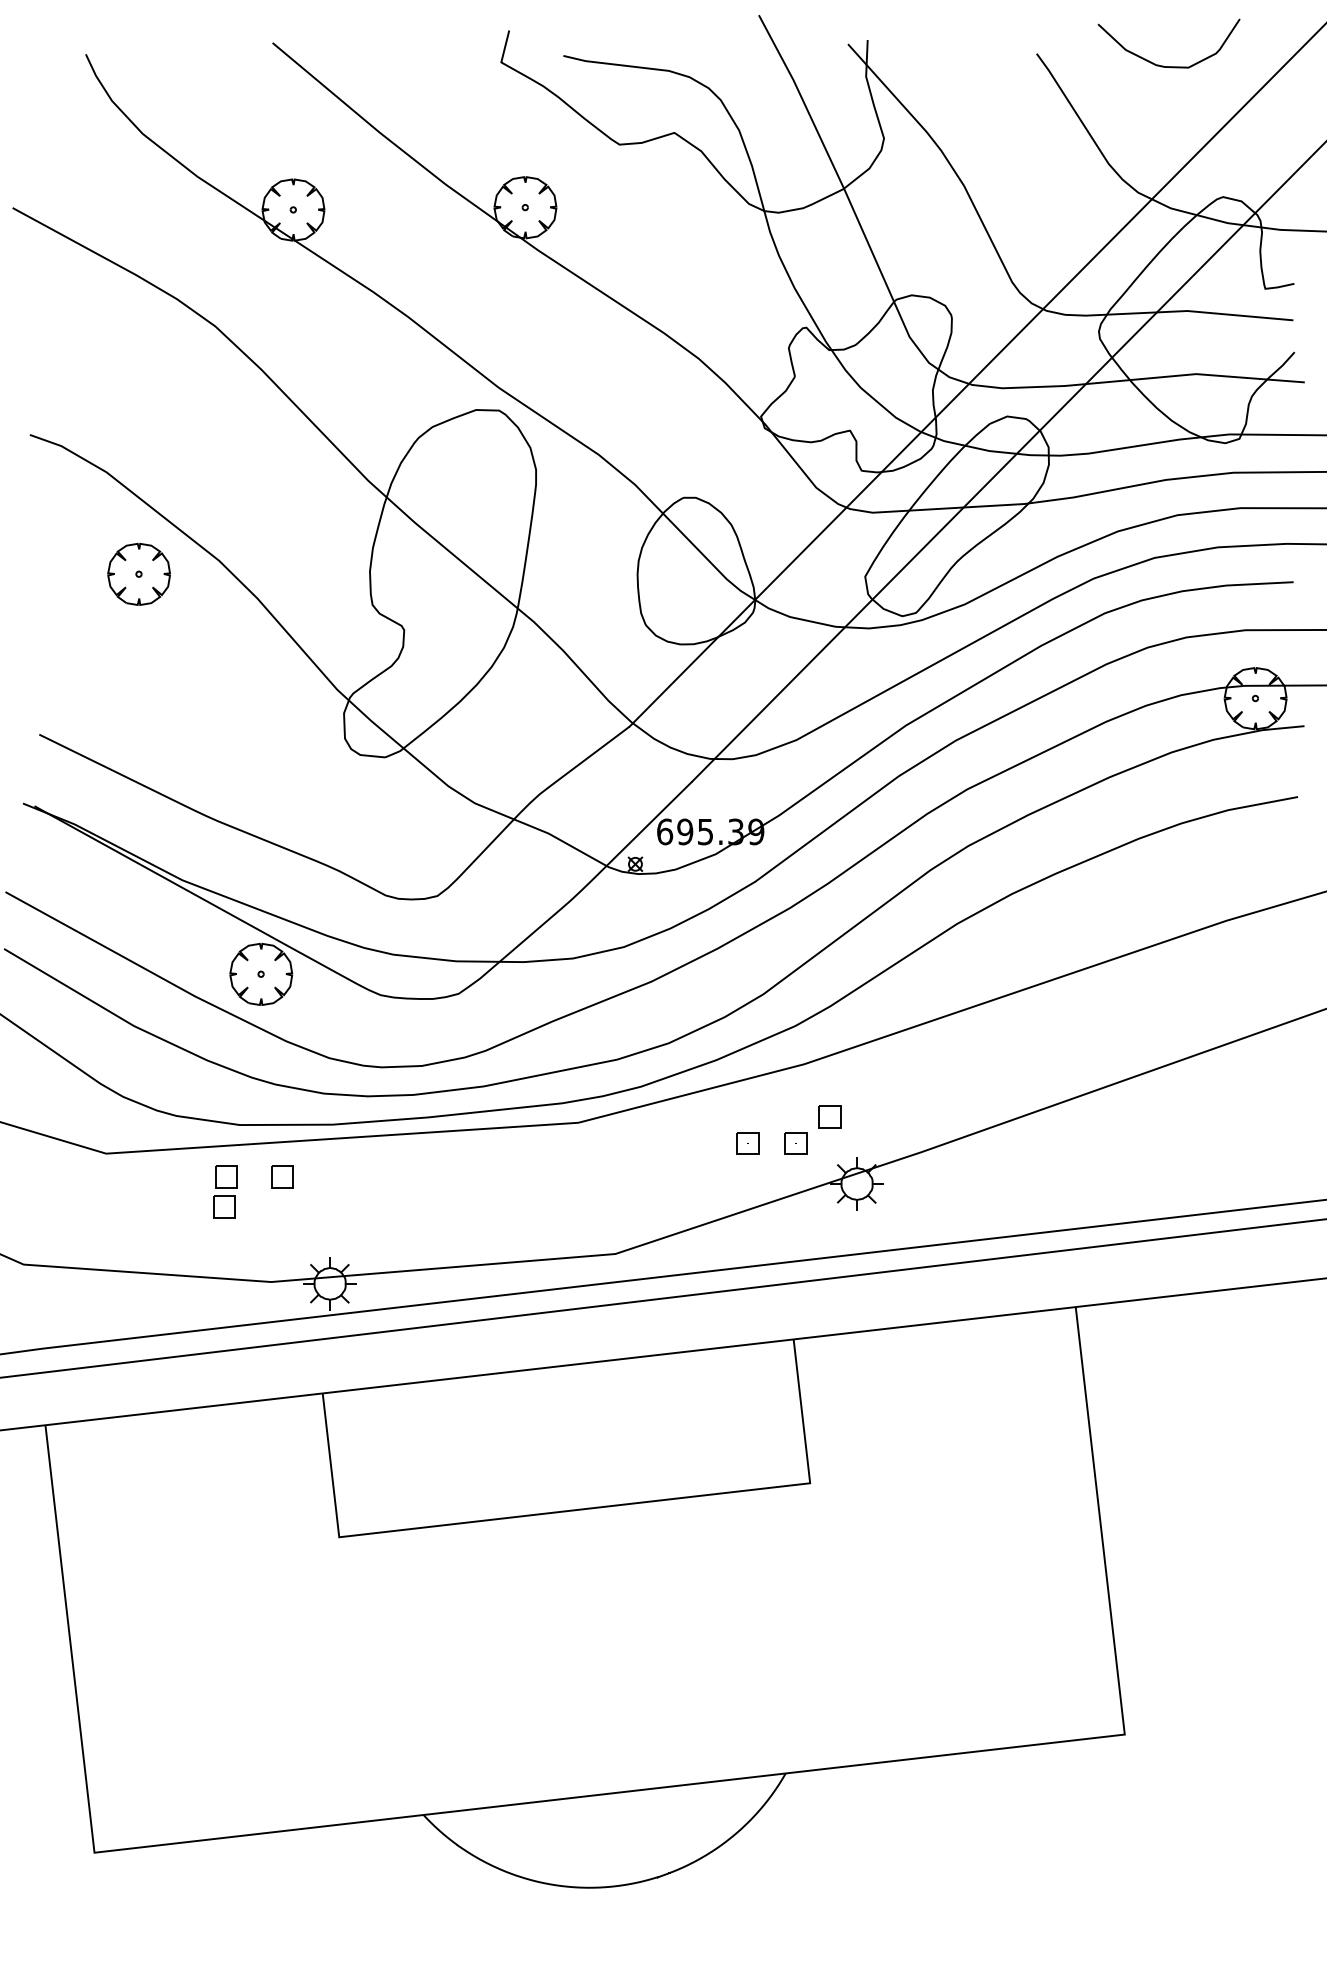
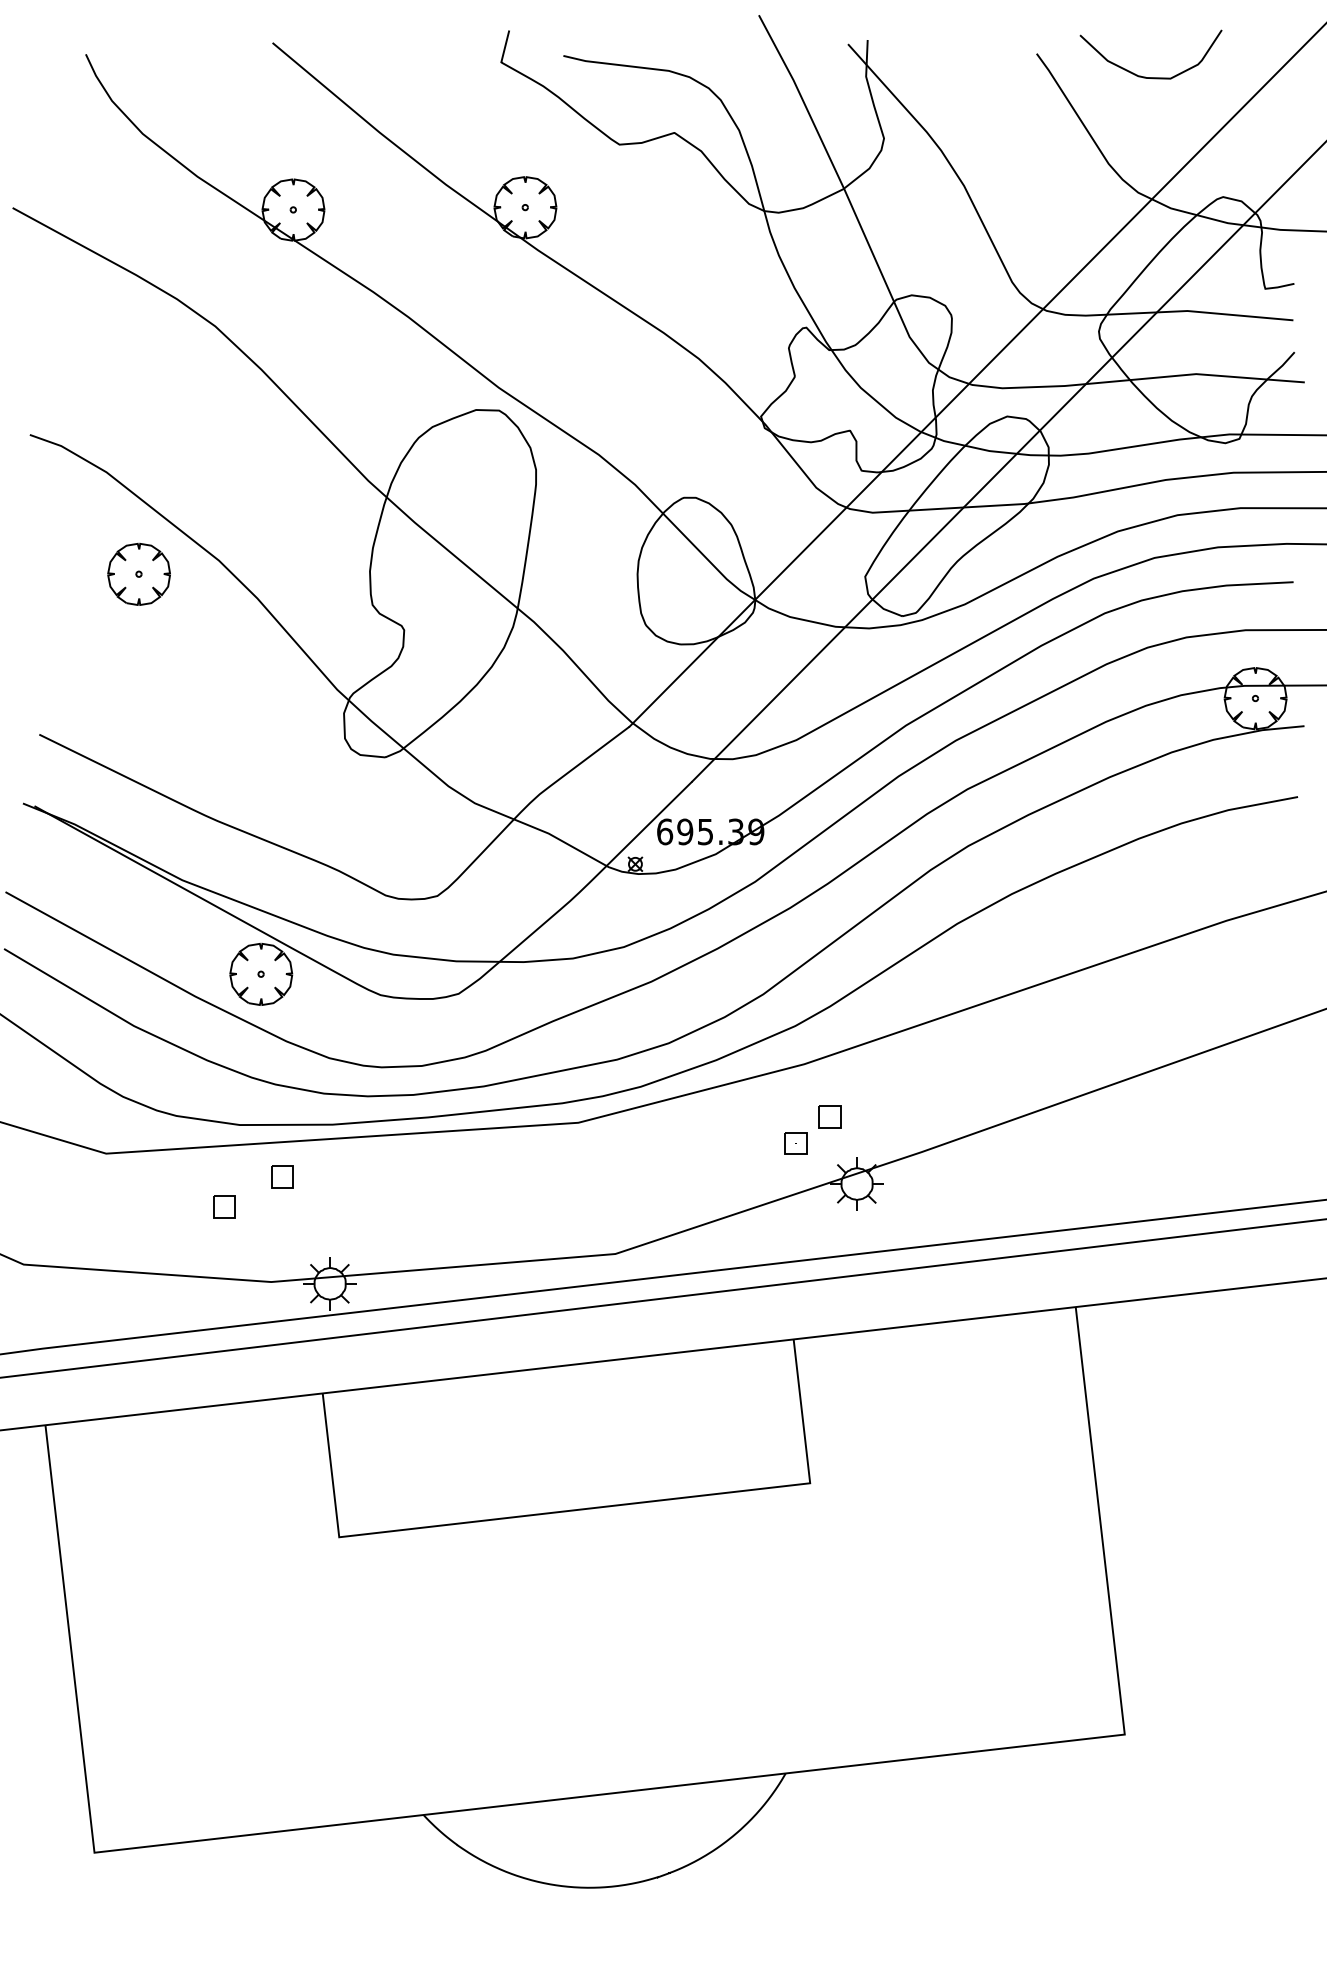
curve position: (1163, 65) -> (1145, 76) (1145, 76)
part: present -> none (747, 1143)
part: present -> none (226, 1176)
